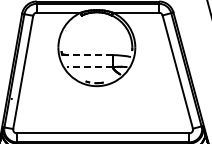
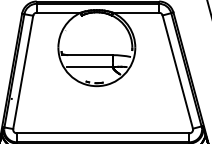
line: dashed -> solid (87, 55)
line: dashed -> solid (89, 67)
